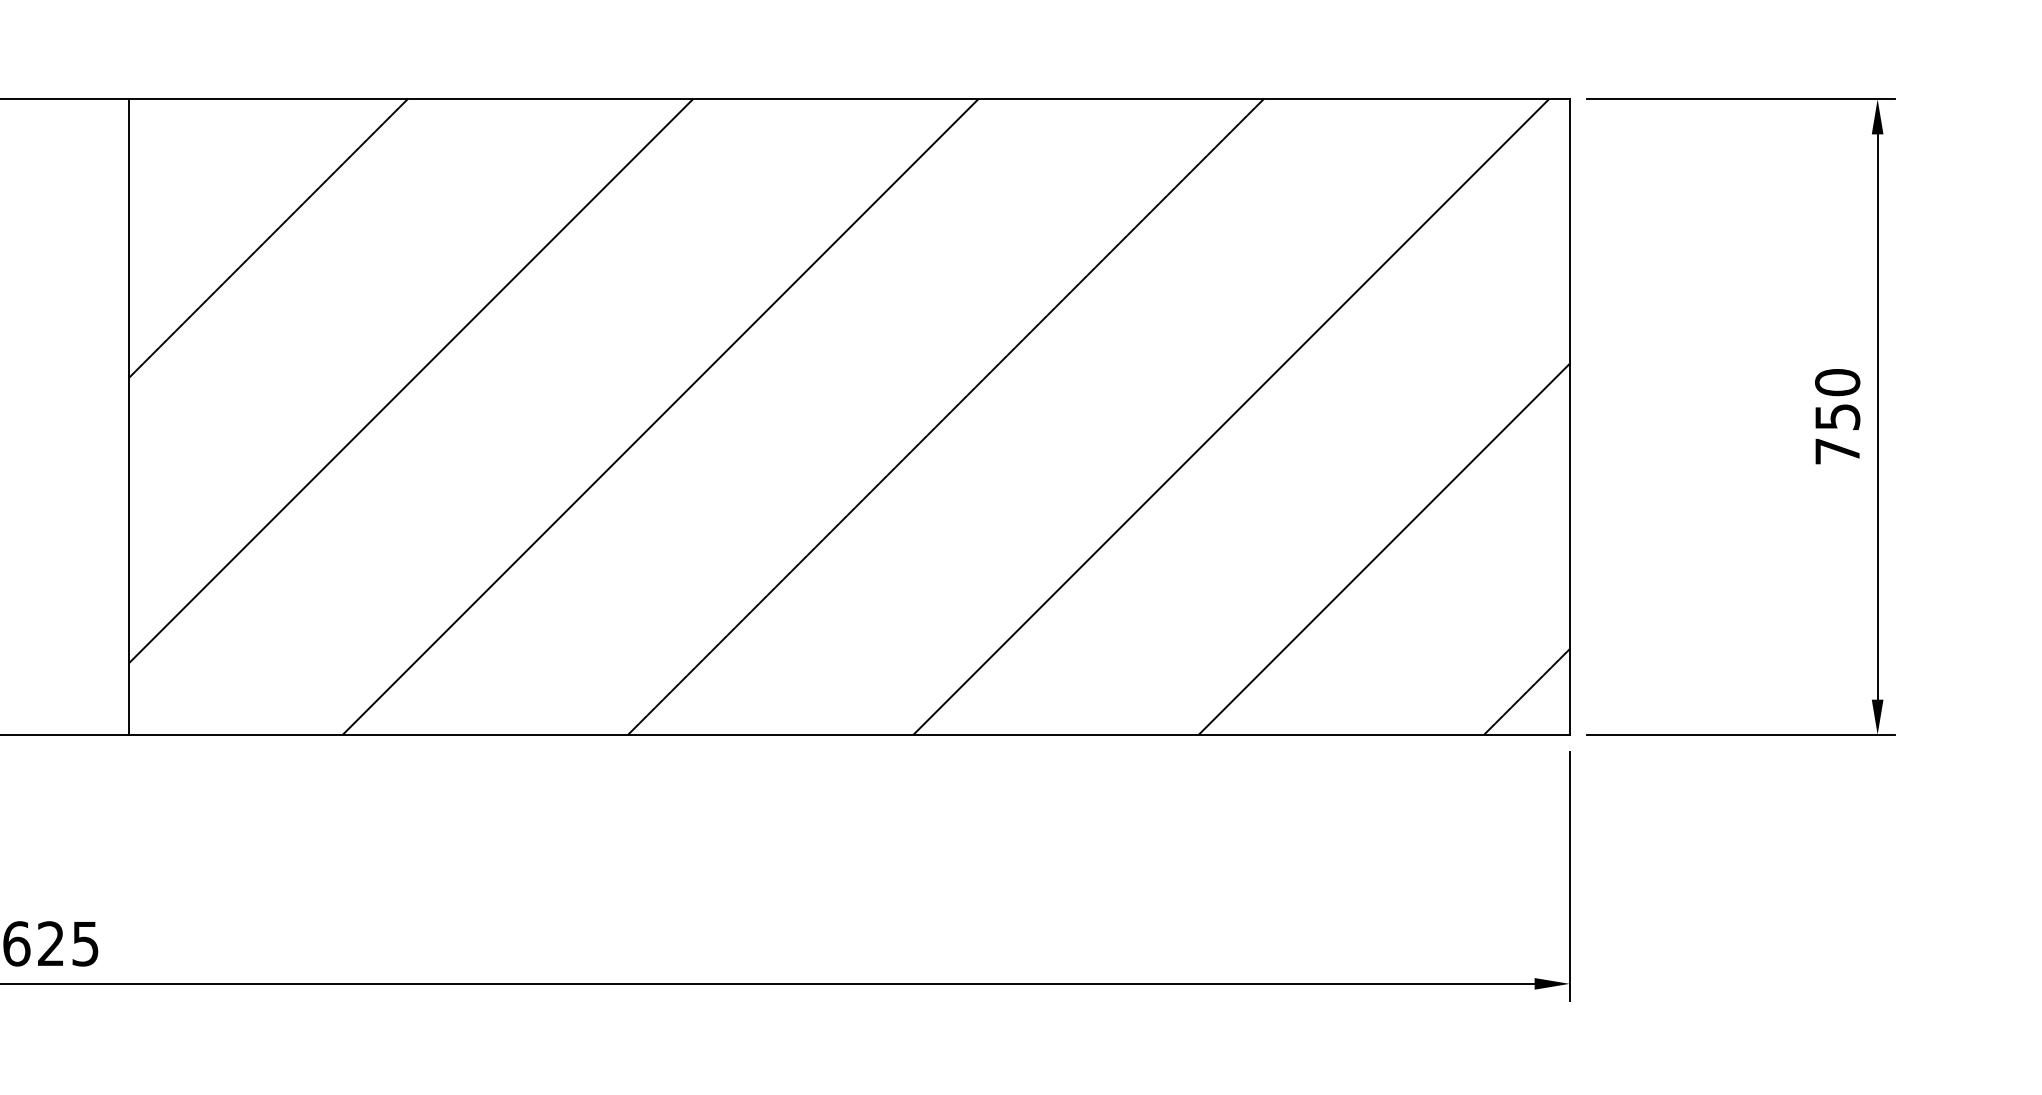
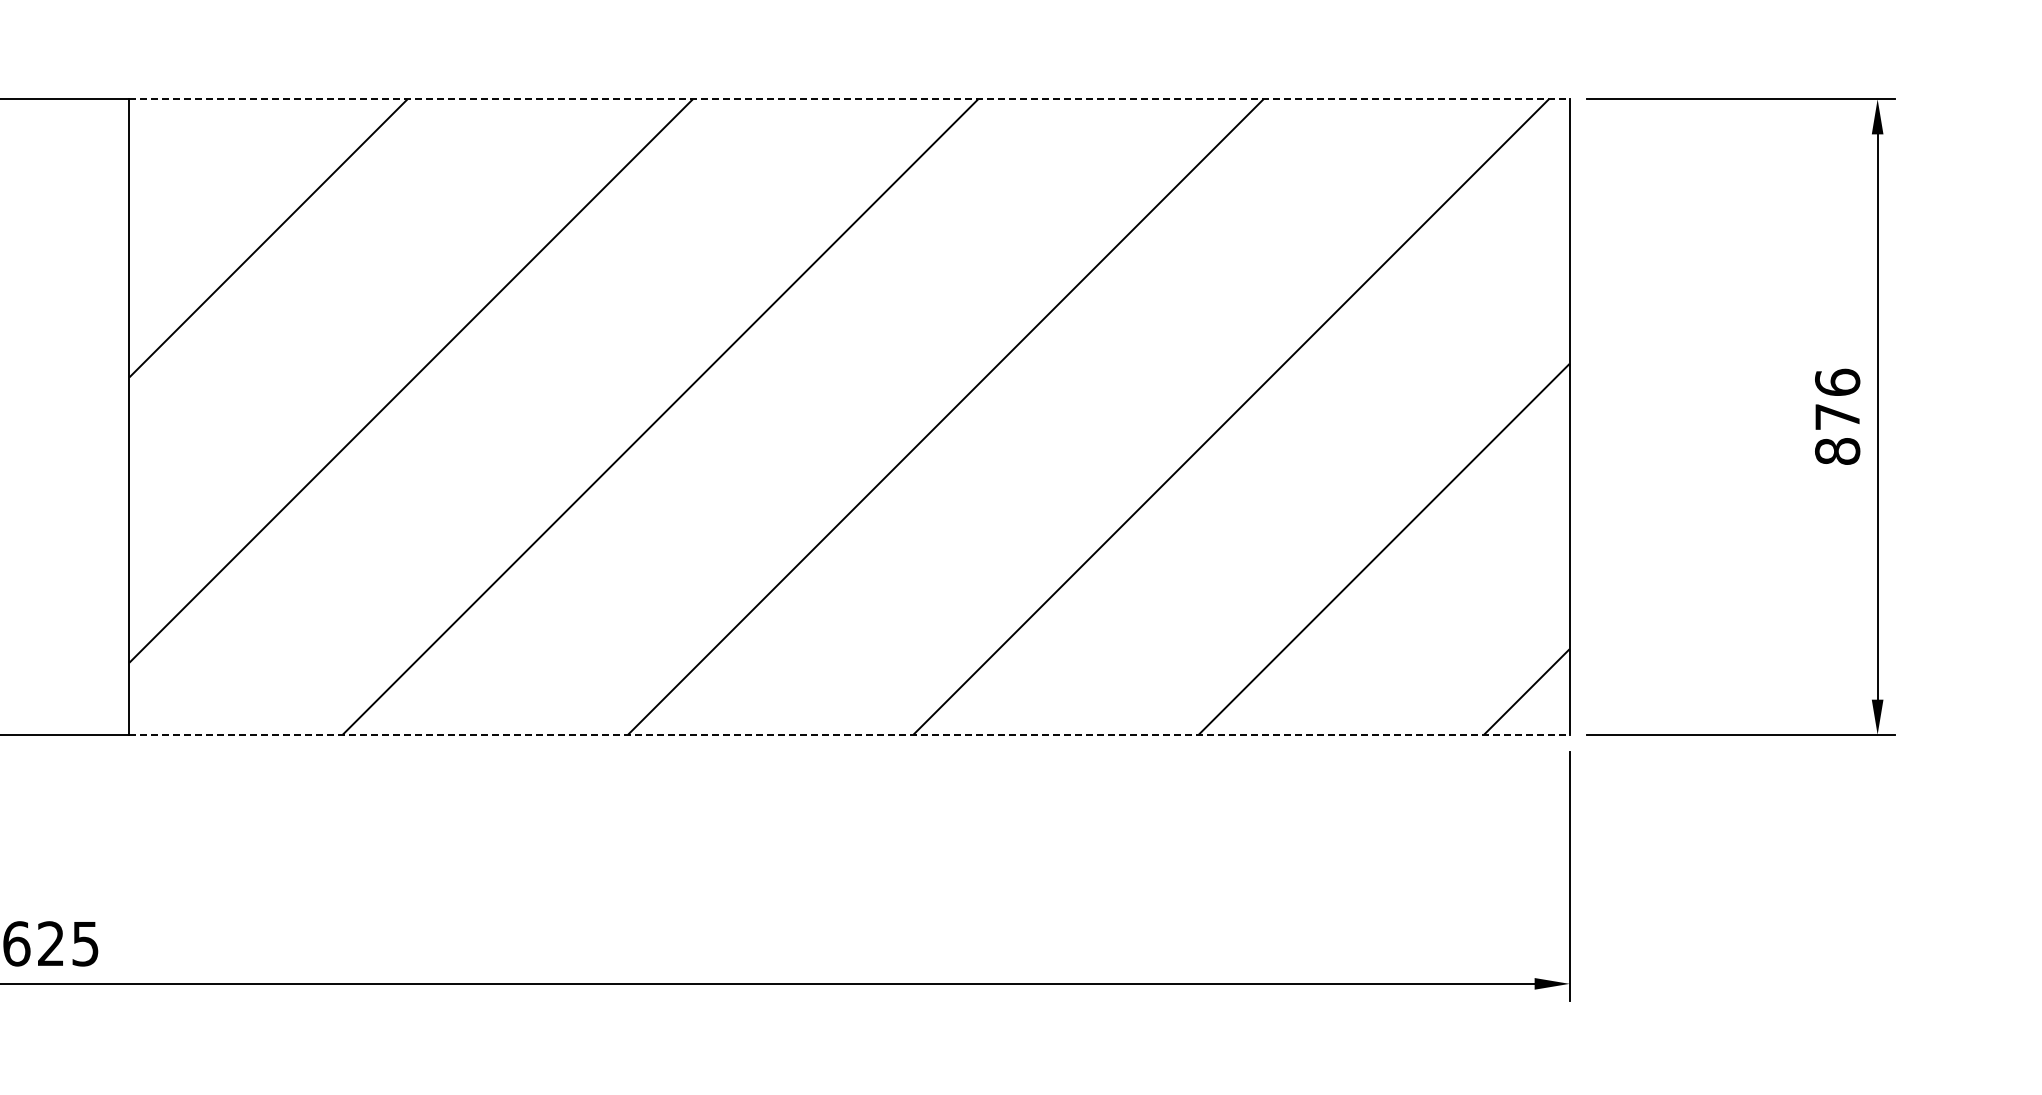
line: solid -> dashed (850, 99)
text: 750 -> 876 (1837, 416)
line: solid -> dashed (850, 734)
